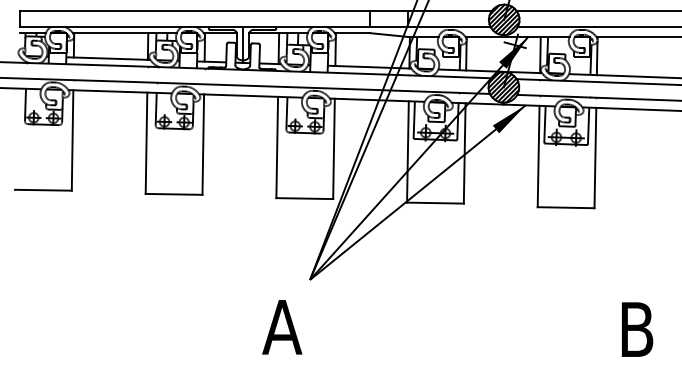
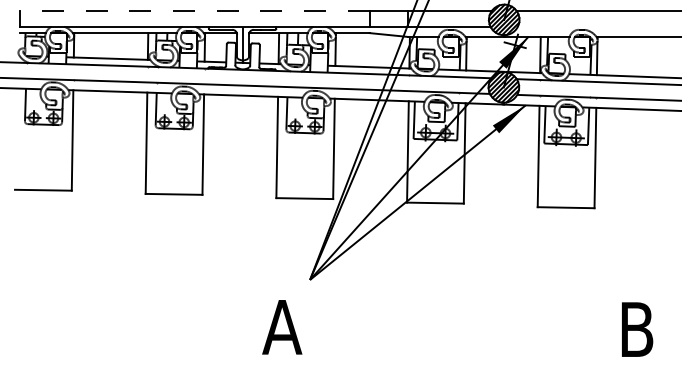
line: solid -> dashed (195, 11)
line: present -> none (597, 26)
